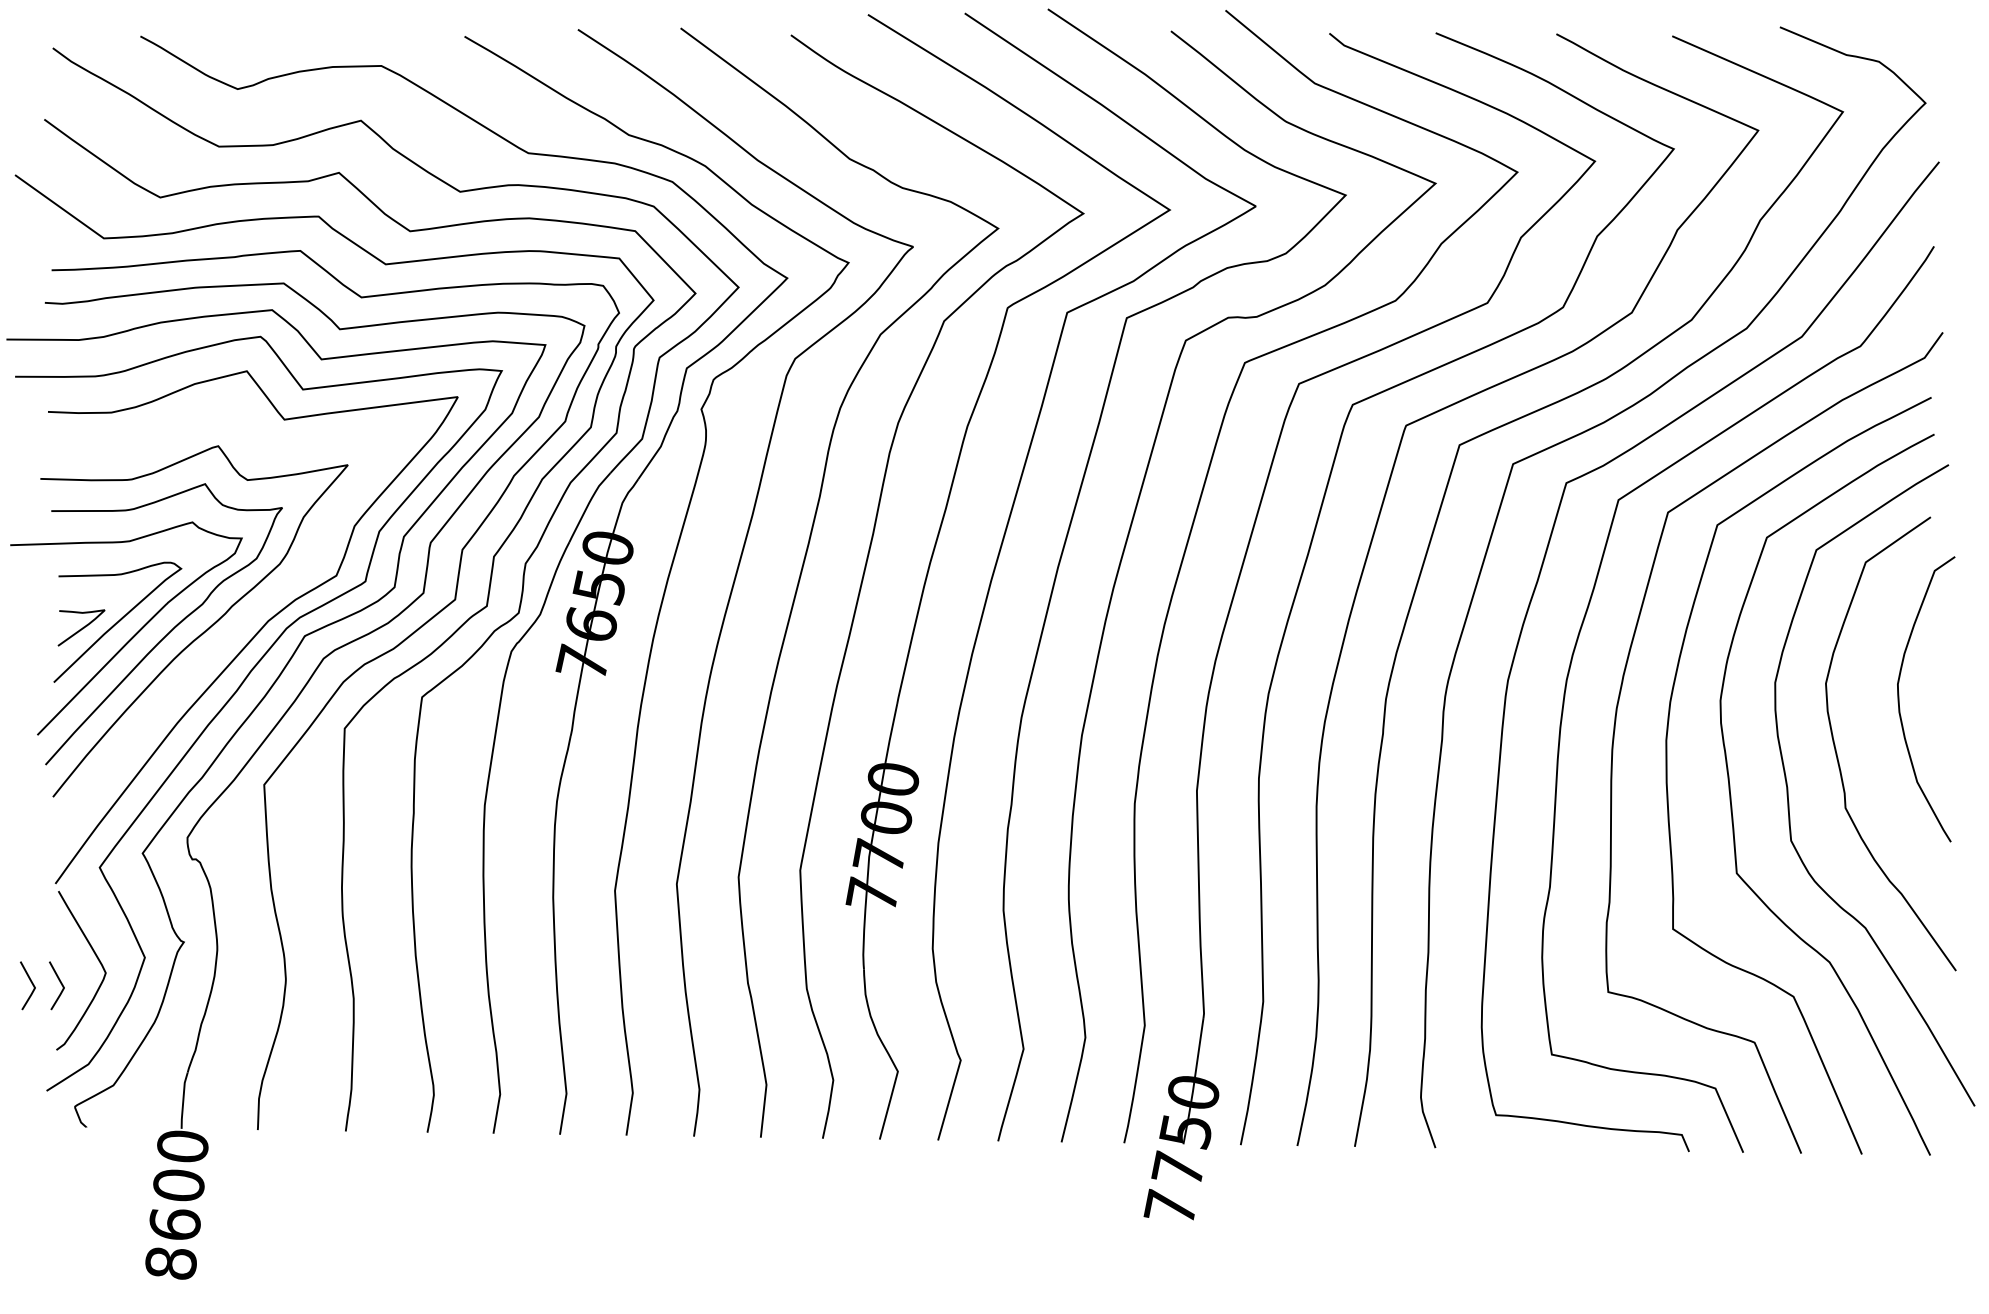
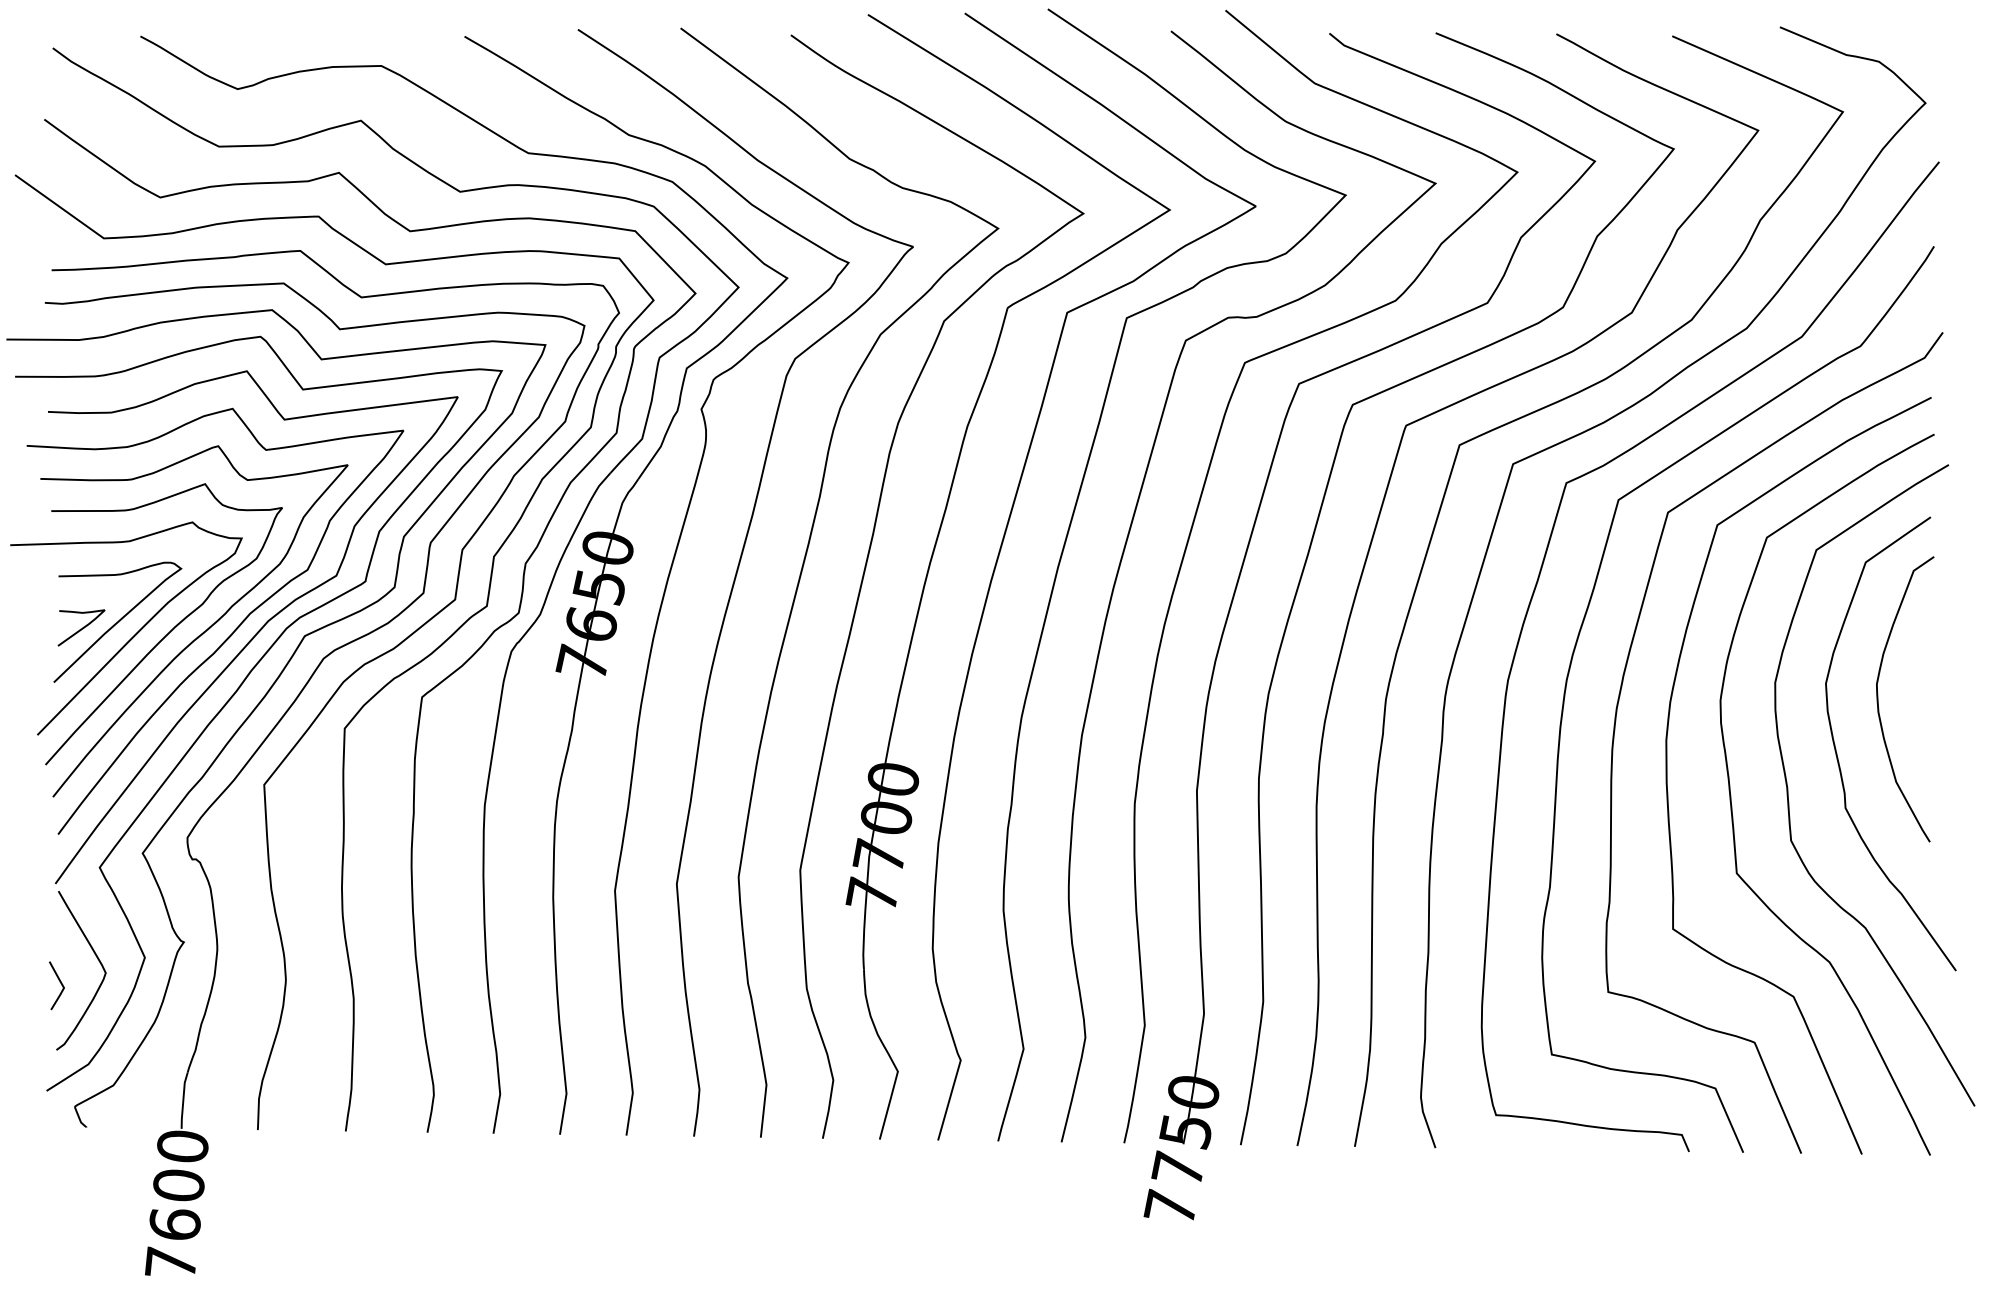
curve: none -> present (230, 634)
curve position: (1899, 699) -> (1878, 699) (1878, 699)
line: present -> none (30, 982)
text: 8600 -> 7600 (170, 1262)
